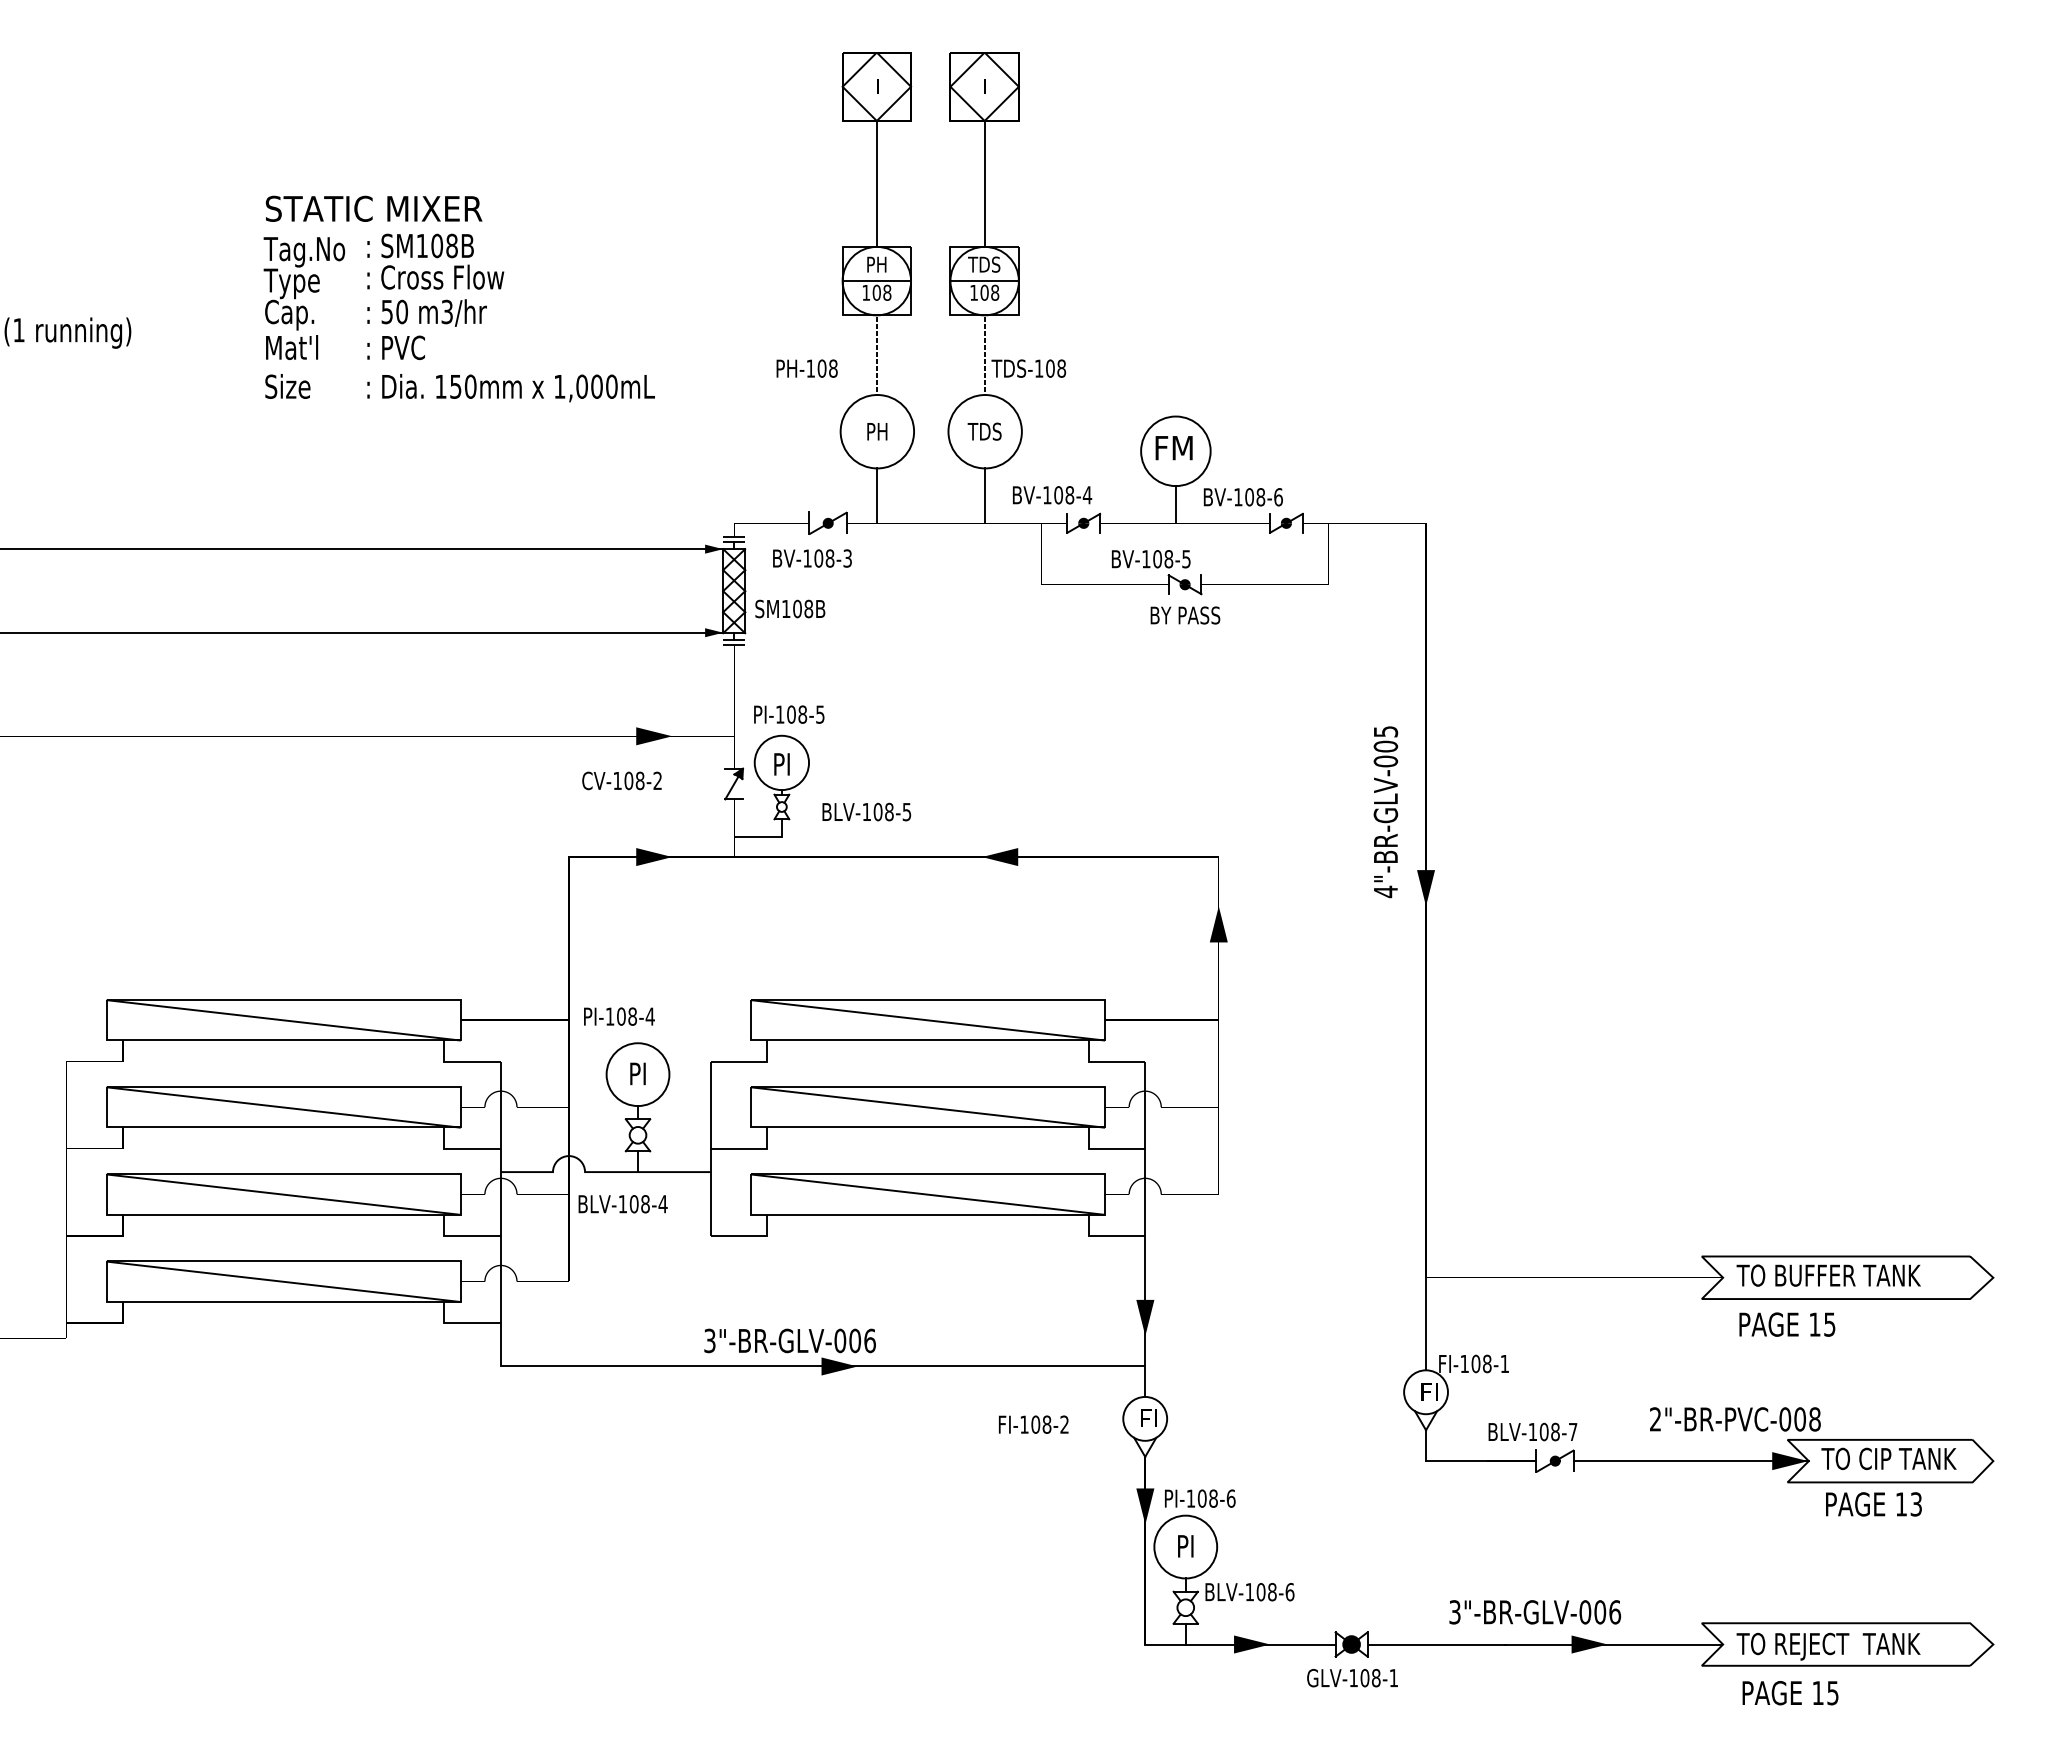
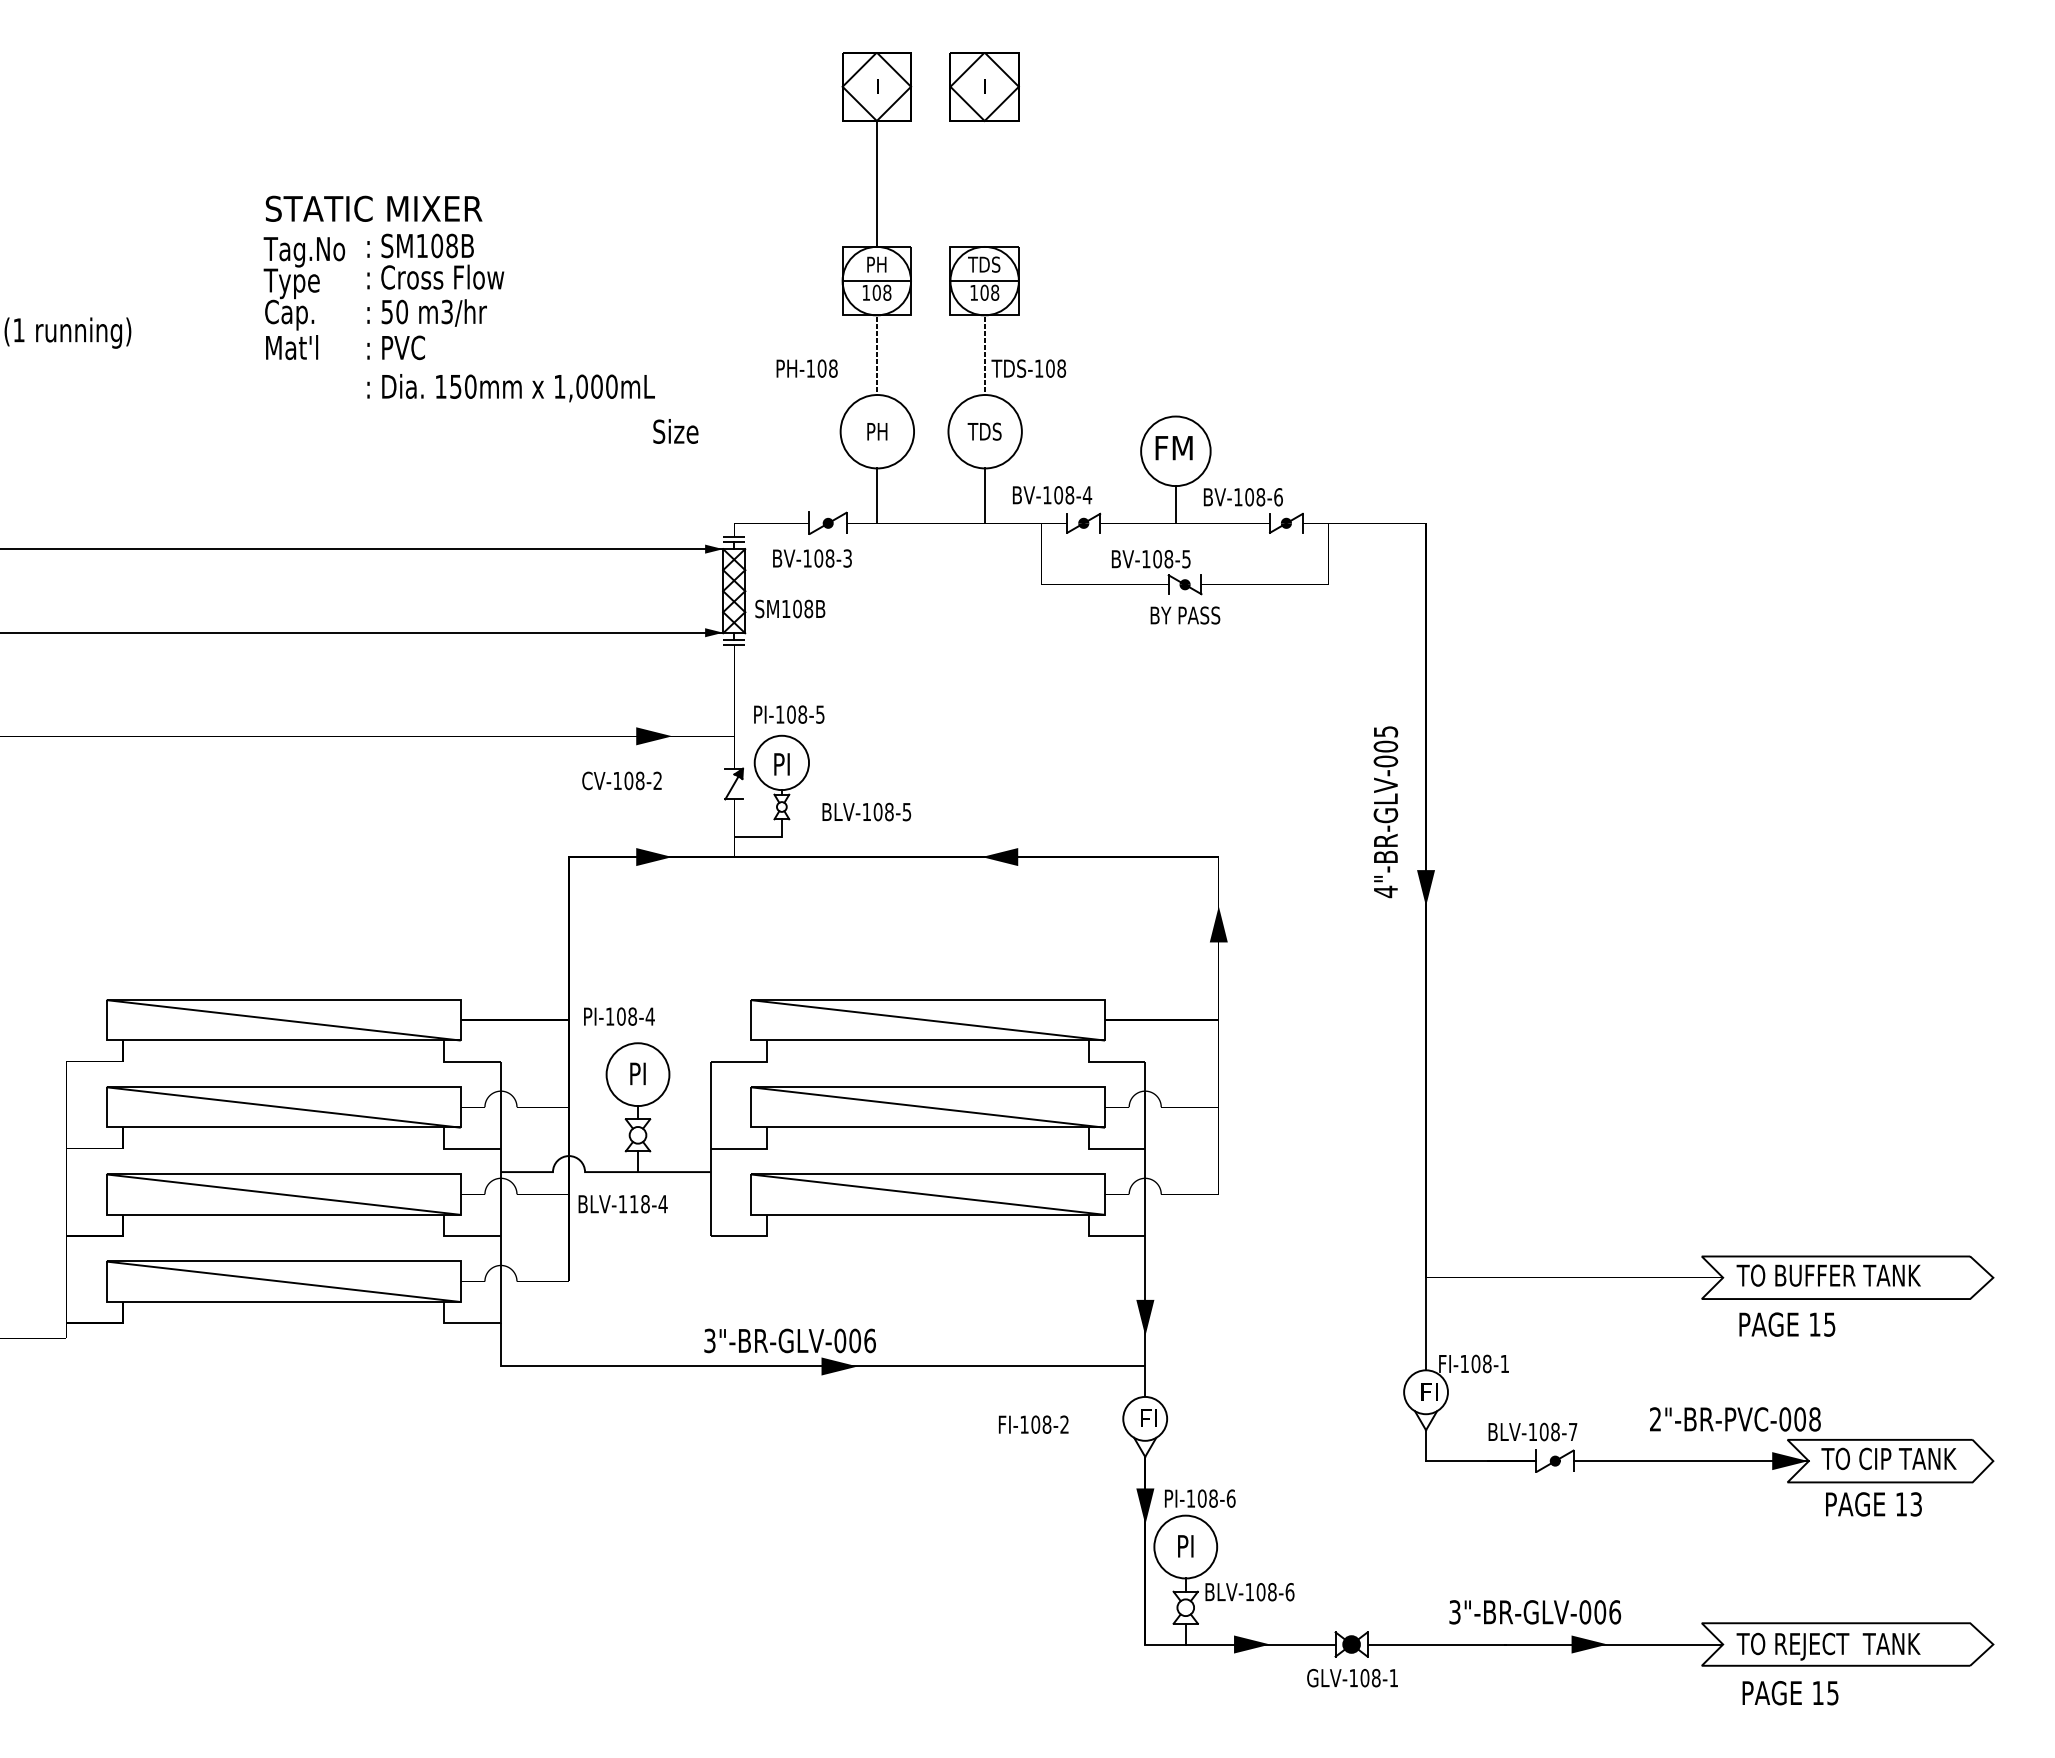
line: present -> none (984, 183)
text position: (287, 386) -> (675, 431) (675, 431)
text: BLV-108-4 -> BLV-118-4 (633, 1204)
